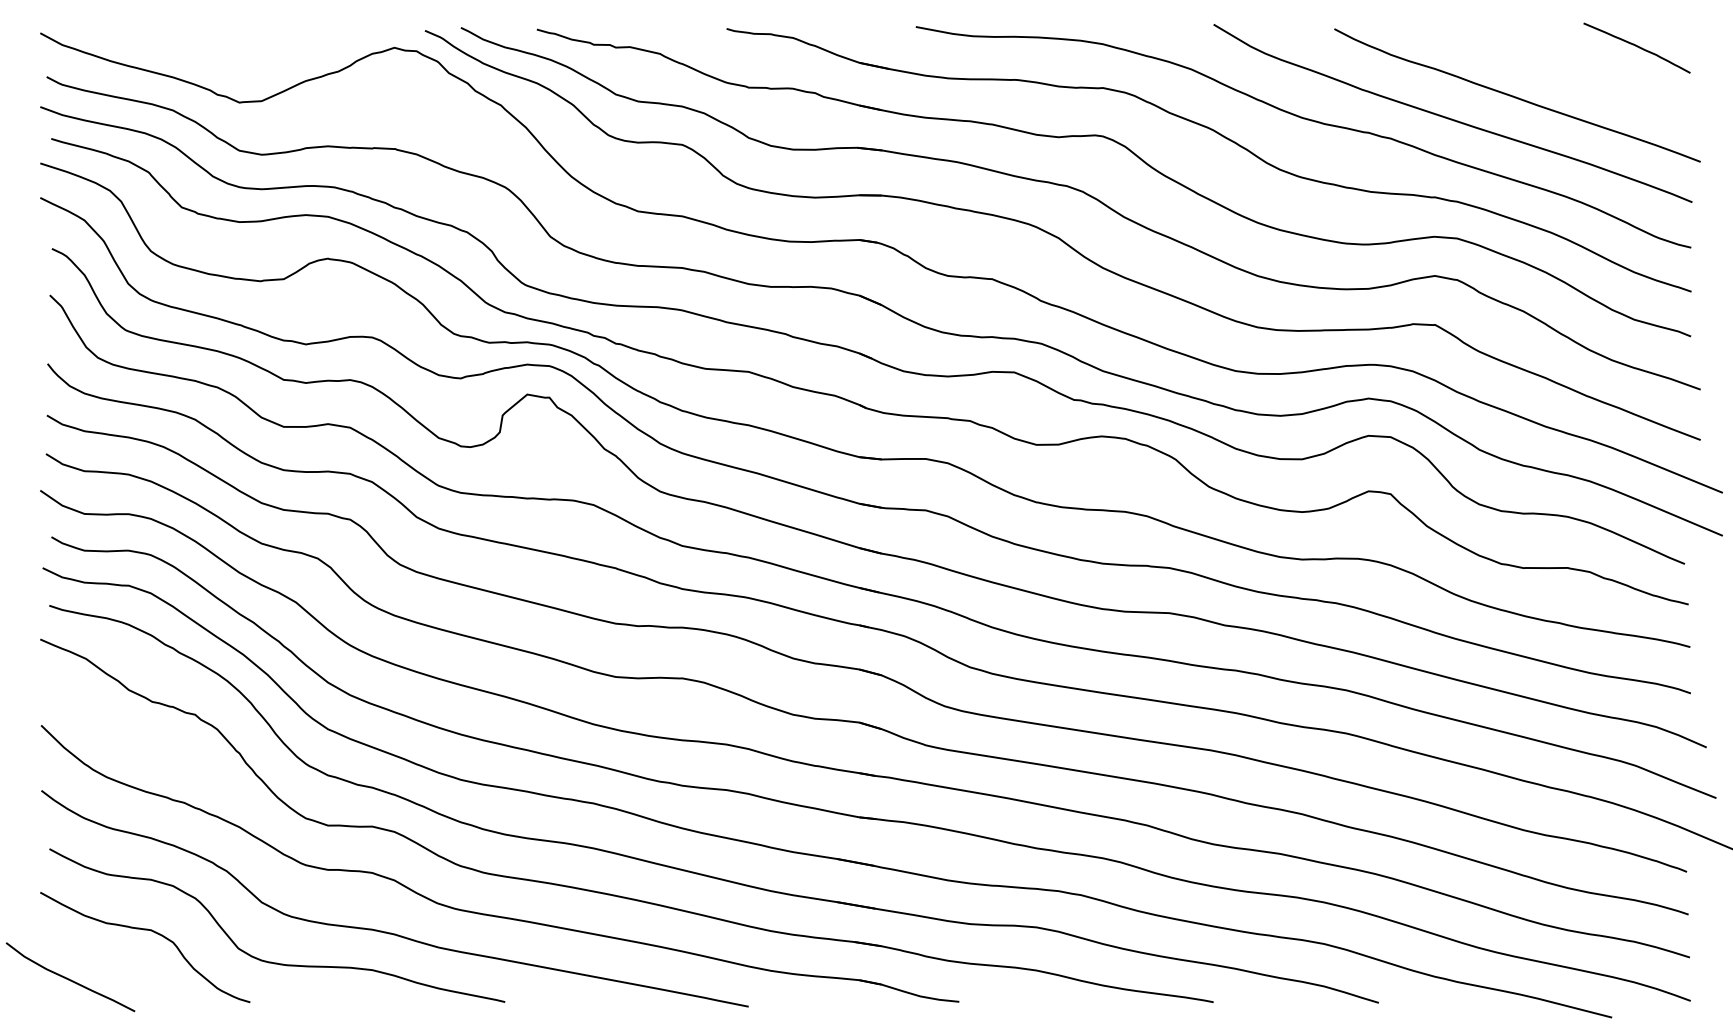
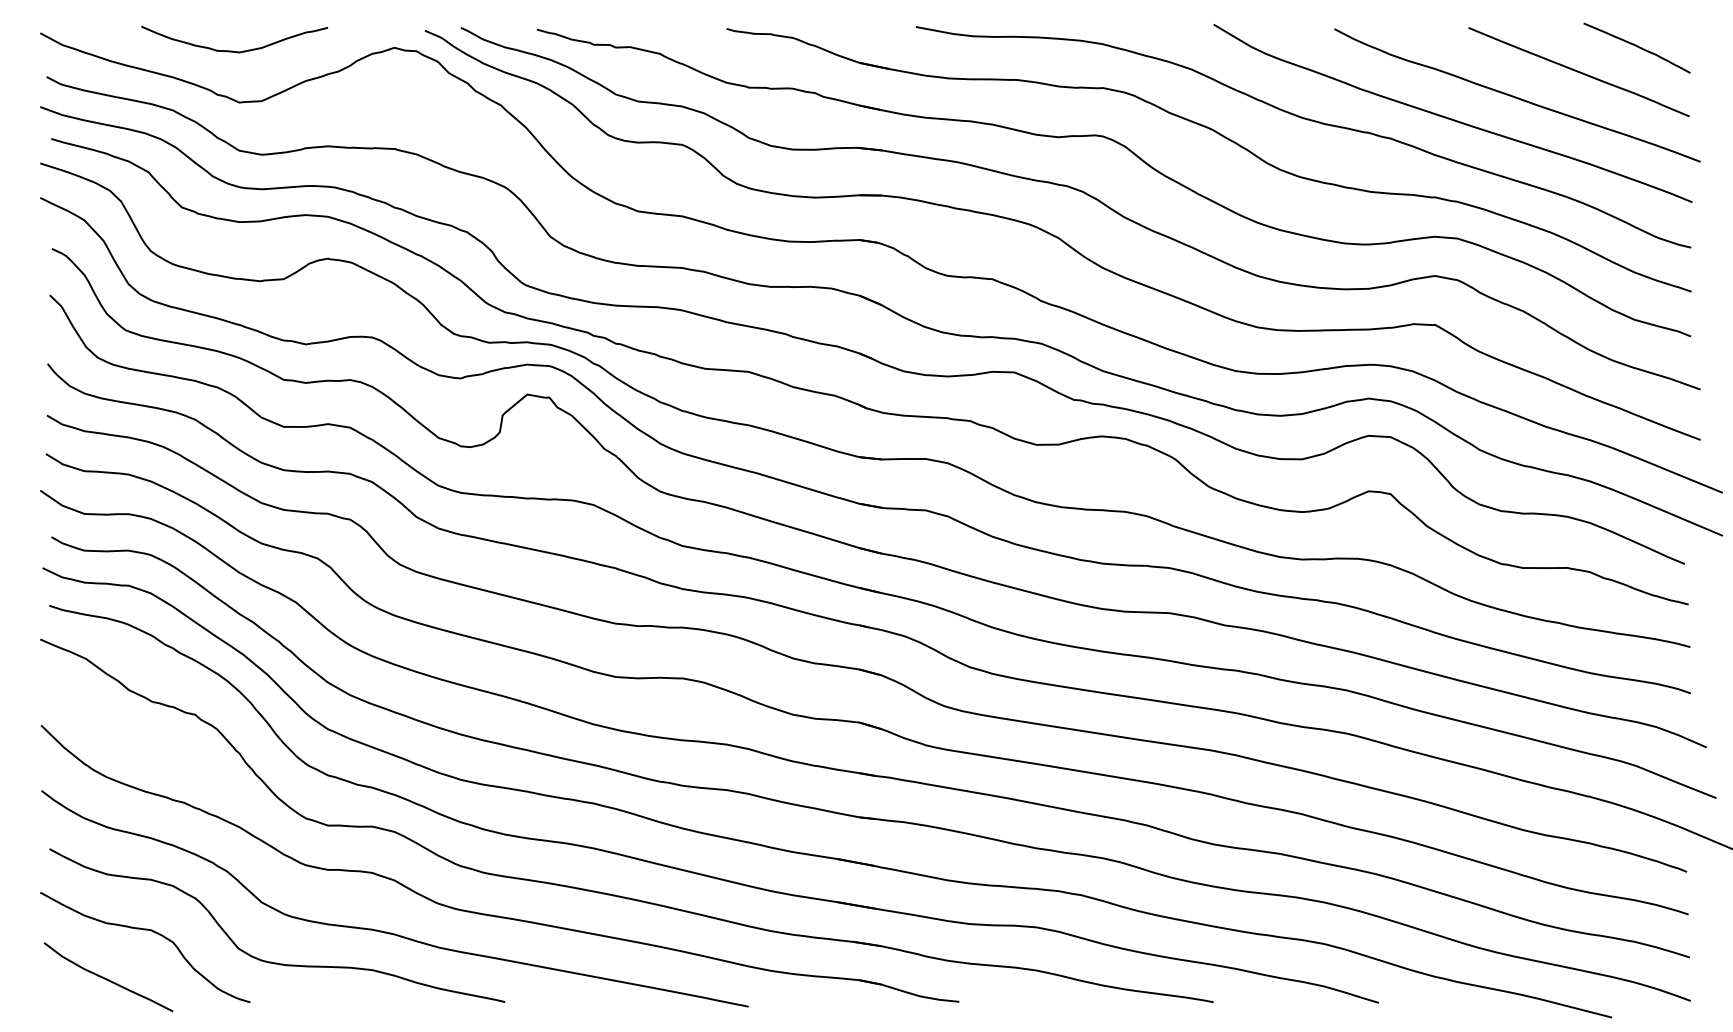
curve: none -> present (233, 50)
curve: none -> present (1578, 72)
curve position: (69, 978) -> (107, 978) (107, 978)
